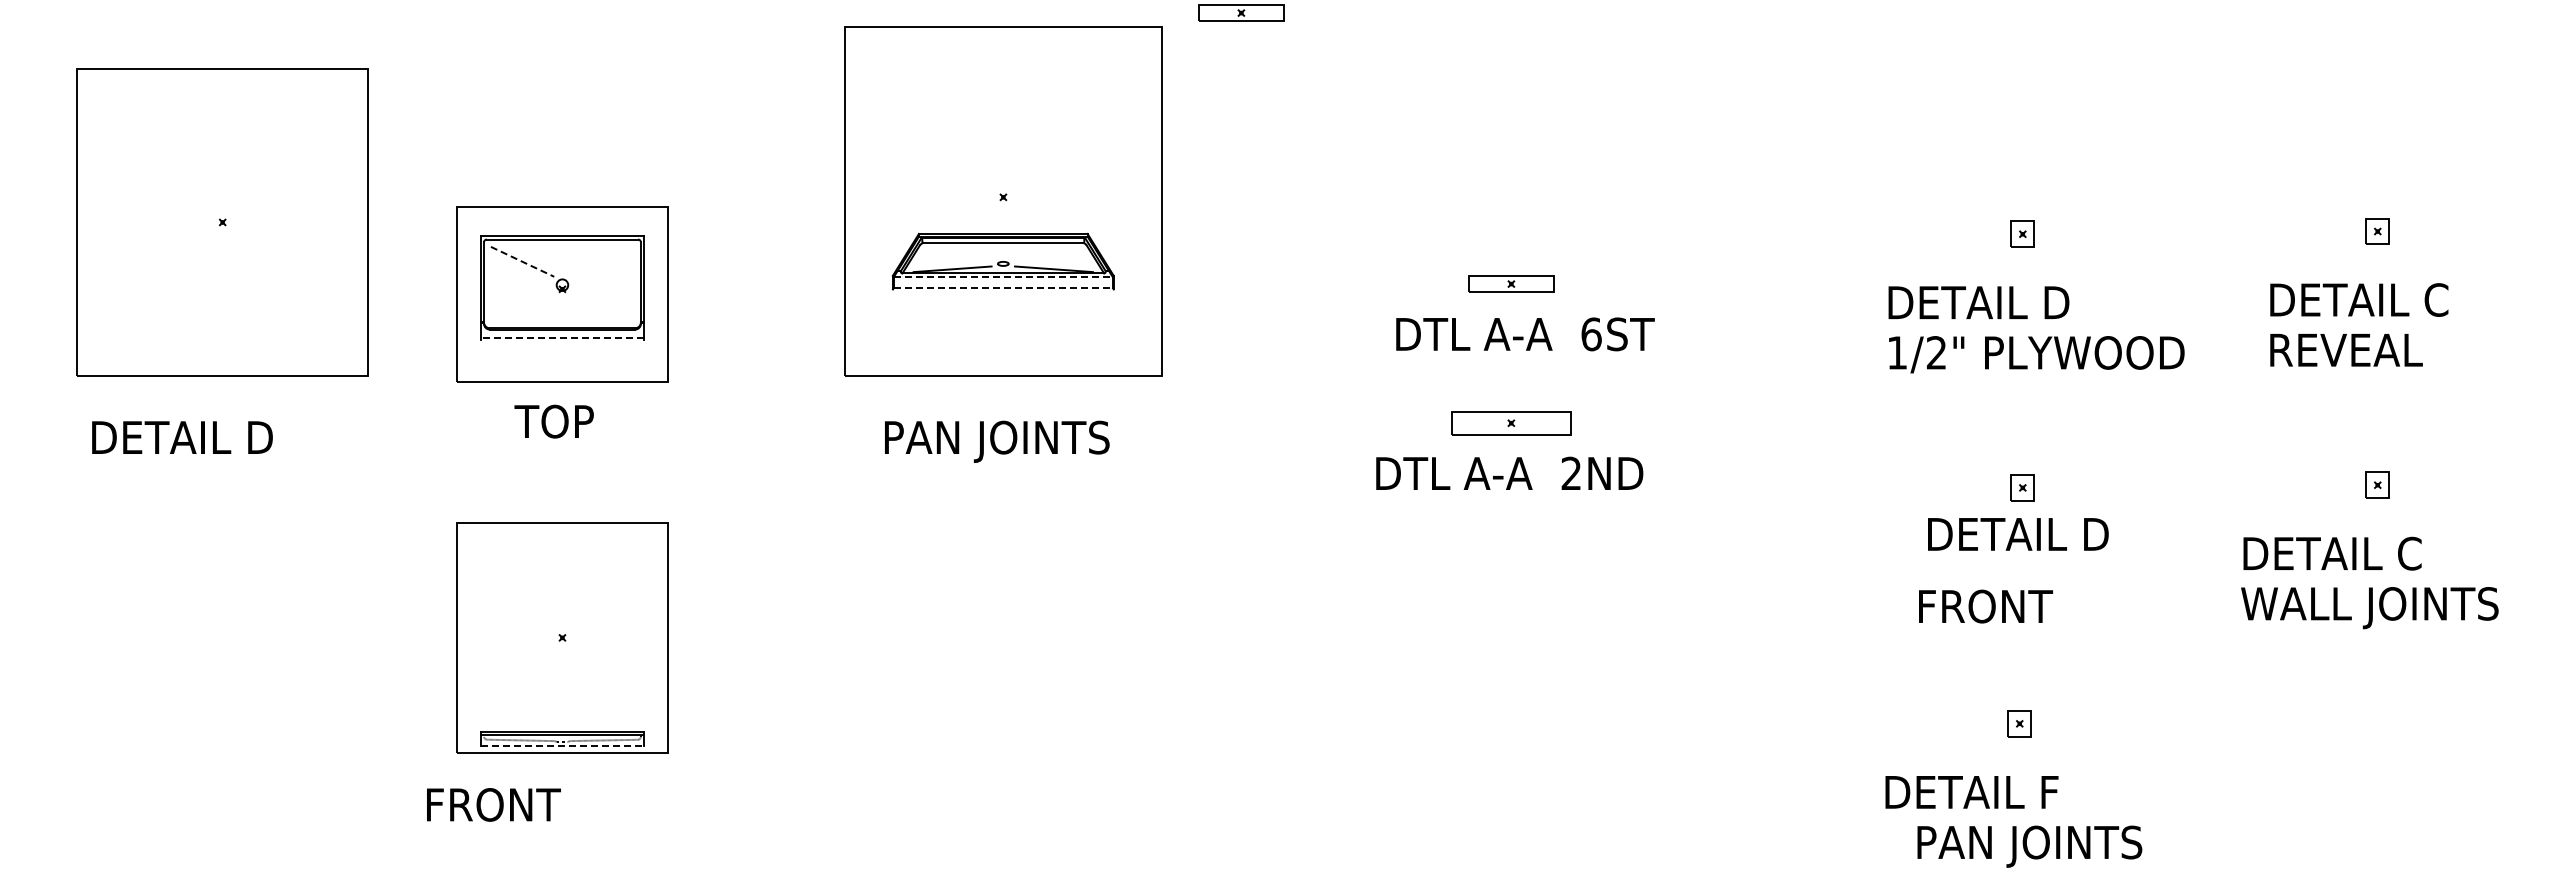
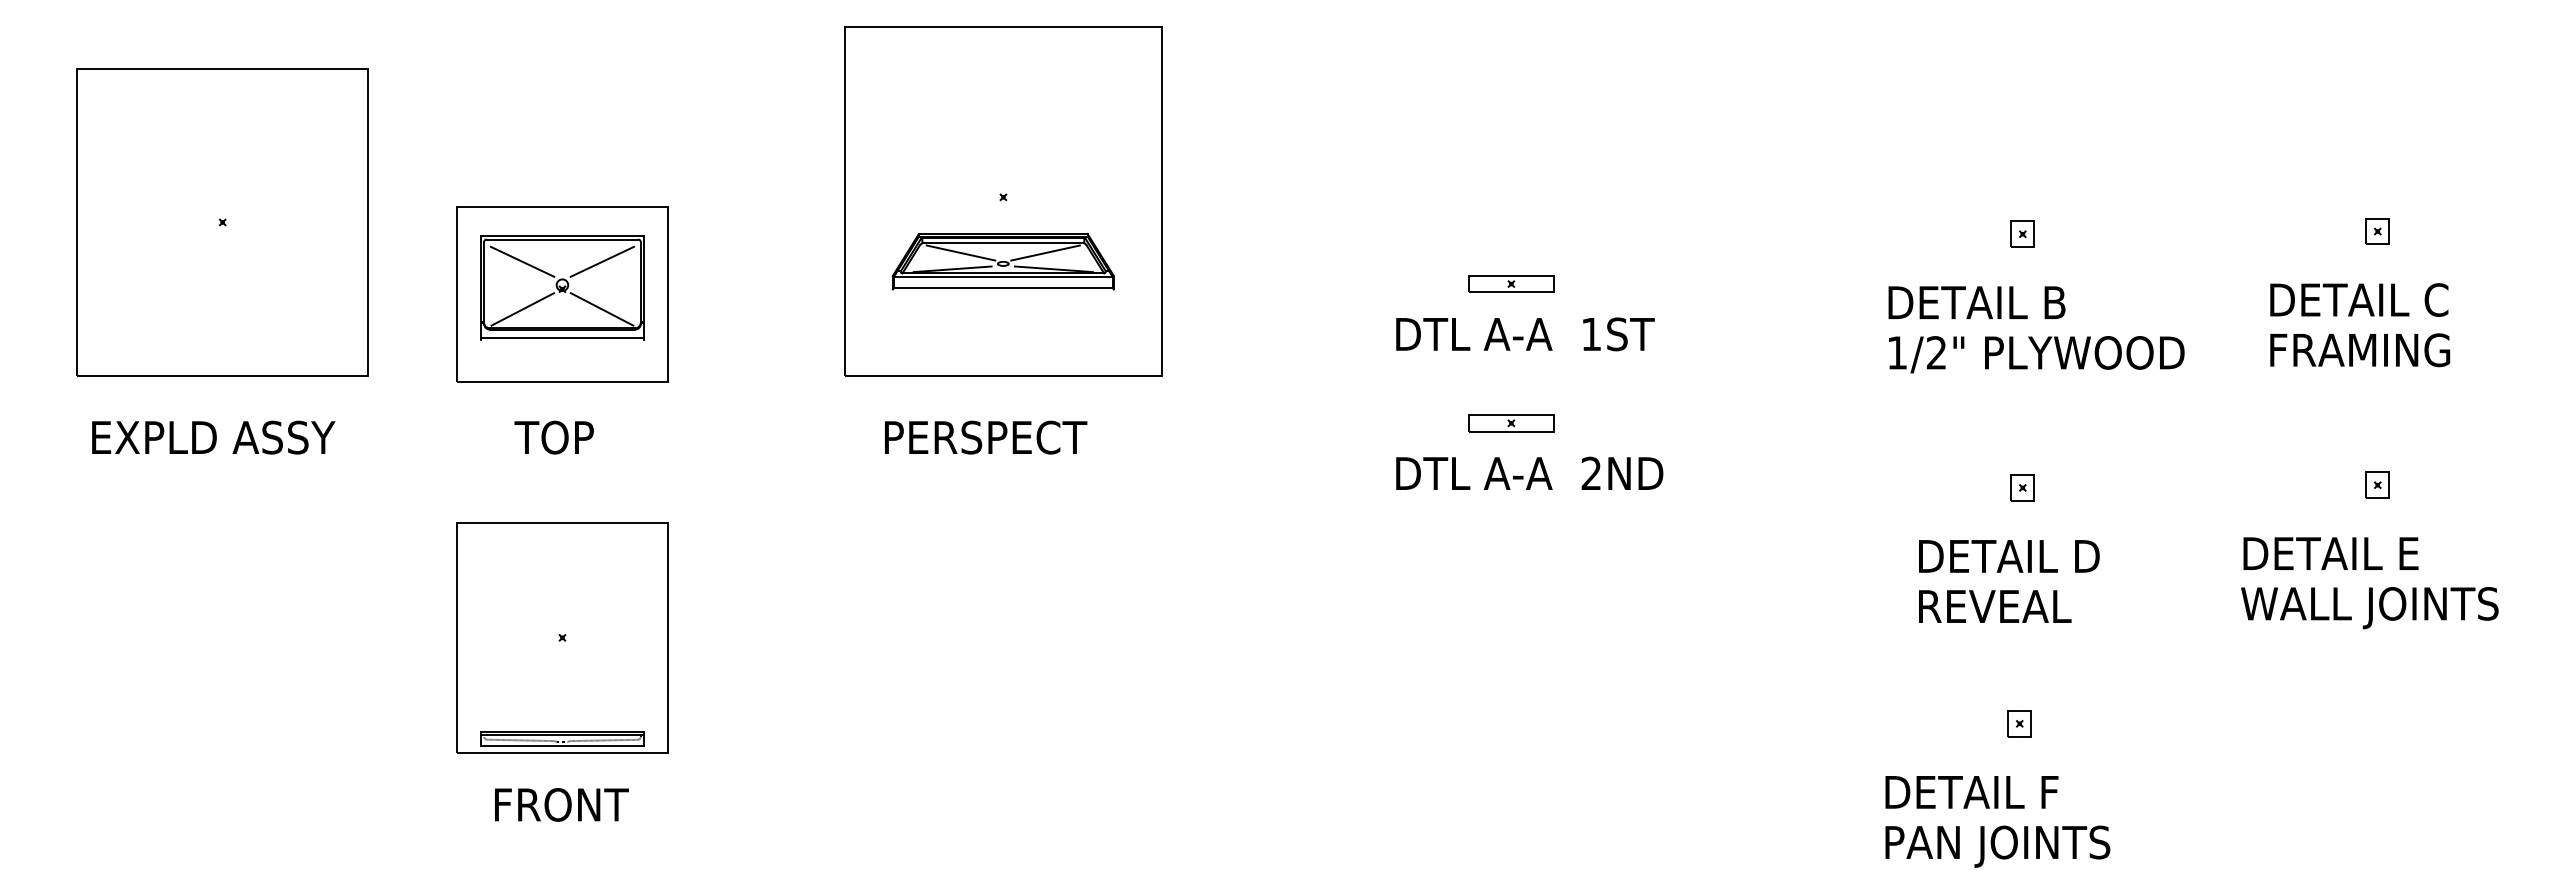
part: present -> none (1241, 12)
line: none -> present (960, 252)
line: none -> present (1045, 252)
line: none -> present (601, 261)
line: dashed -> solid (523, 262)
line: dashed -> solid (1003, 277)
line: dashed -> solid (1003, 288)
text: DETAIL D -> DETAIL B (2058, 302)
line: none -> present (522, 309)
line: none -> present (601, 309)
text: 6ST -> 1ST (1591, 334)
line: dashed -> solid (562, 337)
text: REVEAL -> FRAMING (2362, 350)
text position: (553, 421) -> (553, 437) (553, 437)
part size: 121x25 px -> 87x19 px (1511, 423)
text: DETAIL D -> EXPLD ASSY (215, 437)
text: PAN JOINTS -> PERSPECT (1007, 441)
text position: (1509, 472) -> (1529, 472) (1529, 472)
text position: (2018, 534) -> (2009, 556) (2009, 556)
text: DETAIL C -> DETAIL E (2409, 553)
text: FRONT -> REVEAL (1997, 606)
line: dashed -> solid (562, 745)
text position: (493, 804) -> (561, 804) (561, 804)
text position: (2029, 846) -> (1997, 846) (1997, 846)
